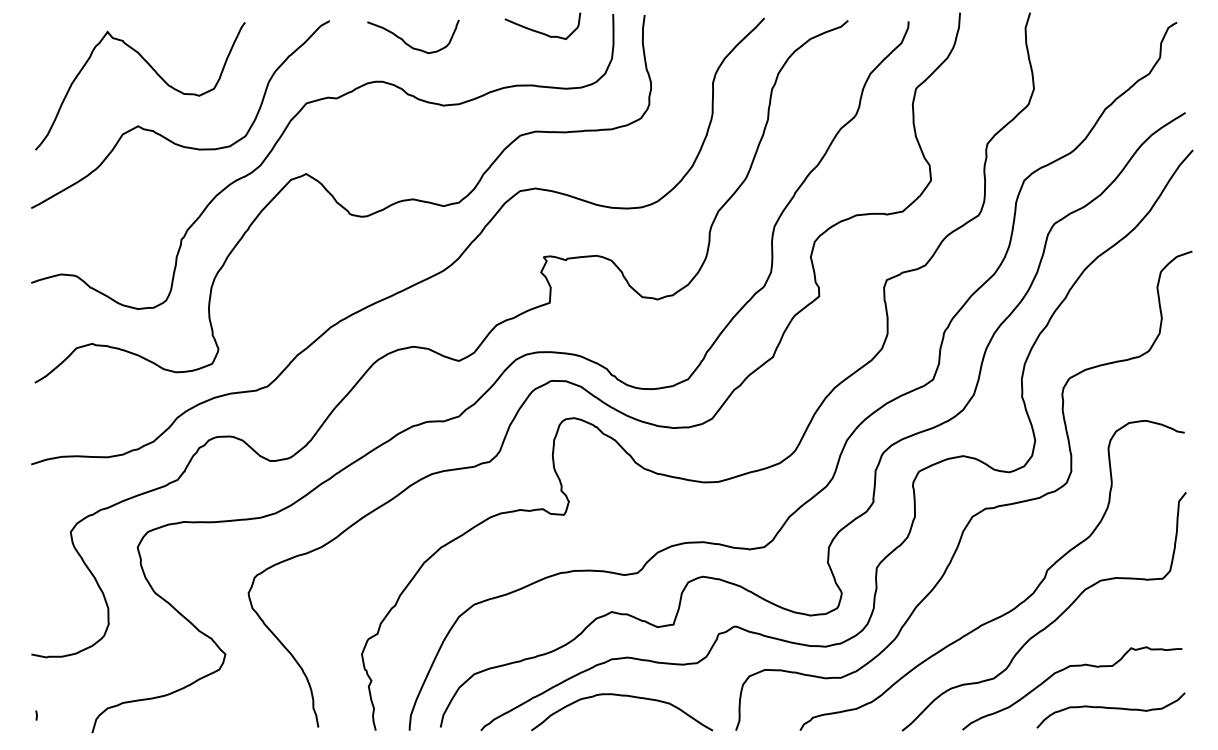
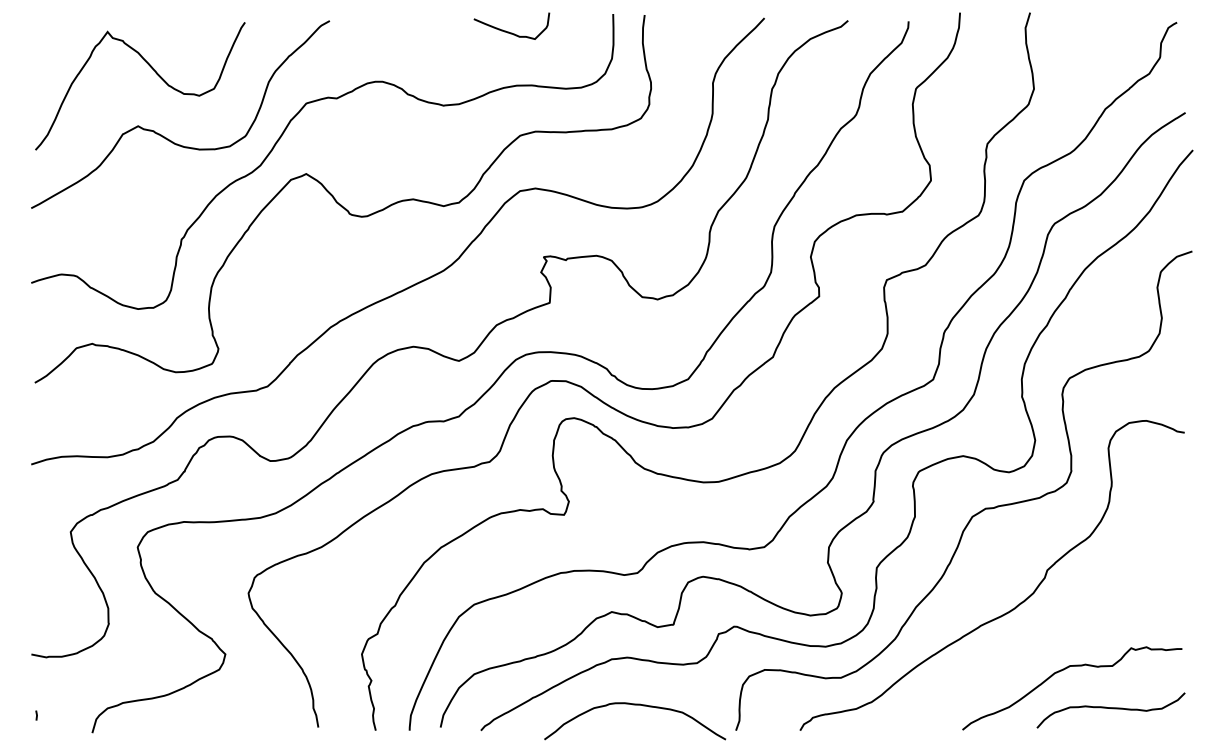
curve position: (540, 31) -> (509, 31) (509, 31)
curve: present -> none (409, 44)
curve: present -> none (1050, 622)
curve position: (622, 696) -> (635, 705) (635, 705)
